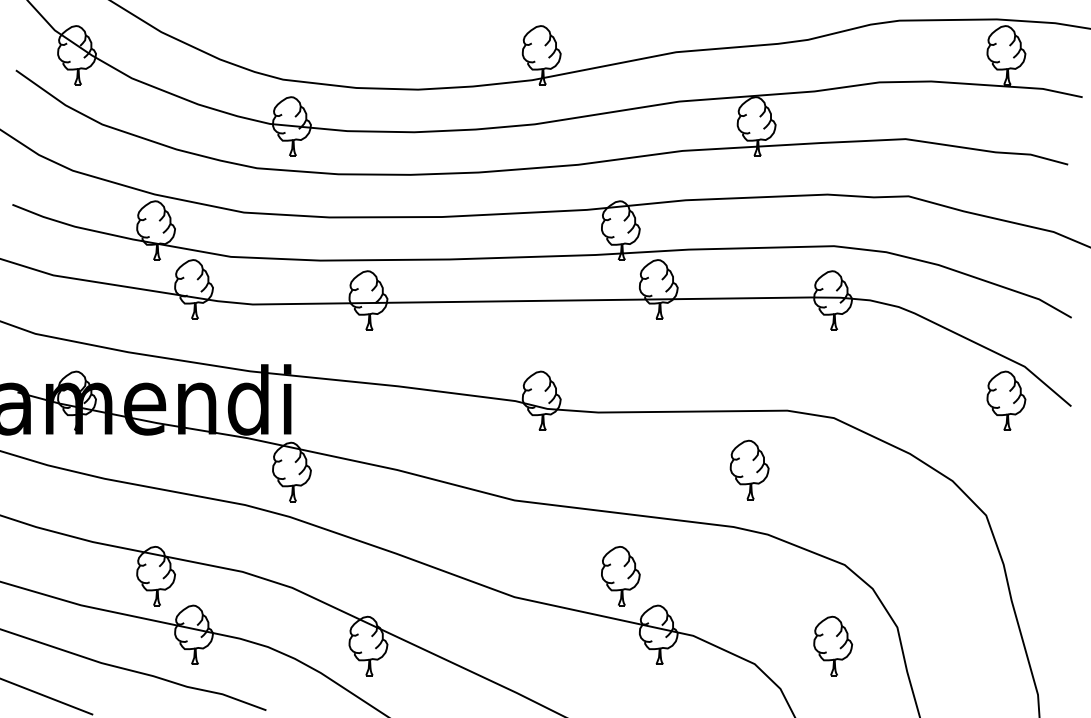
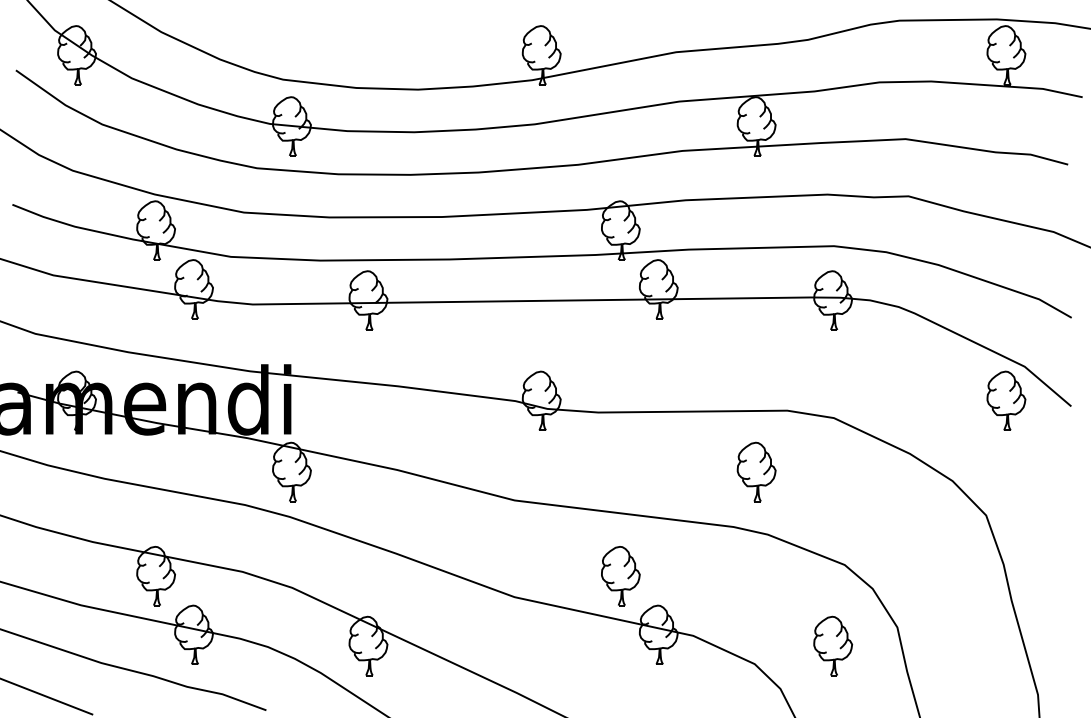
part position: (749, 469) -> (756, 471) (756, 471)
